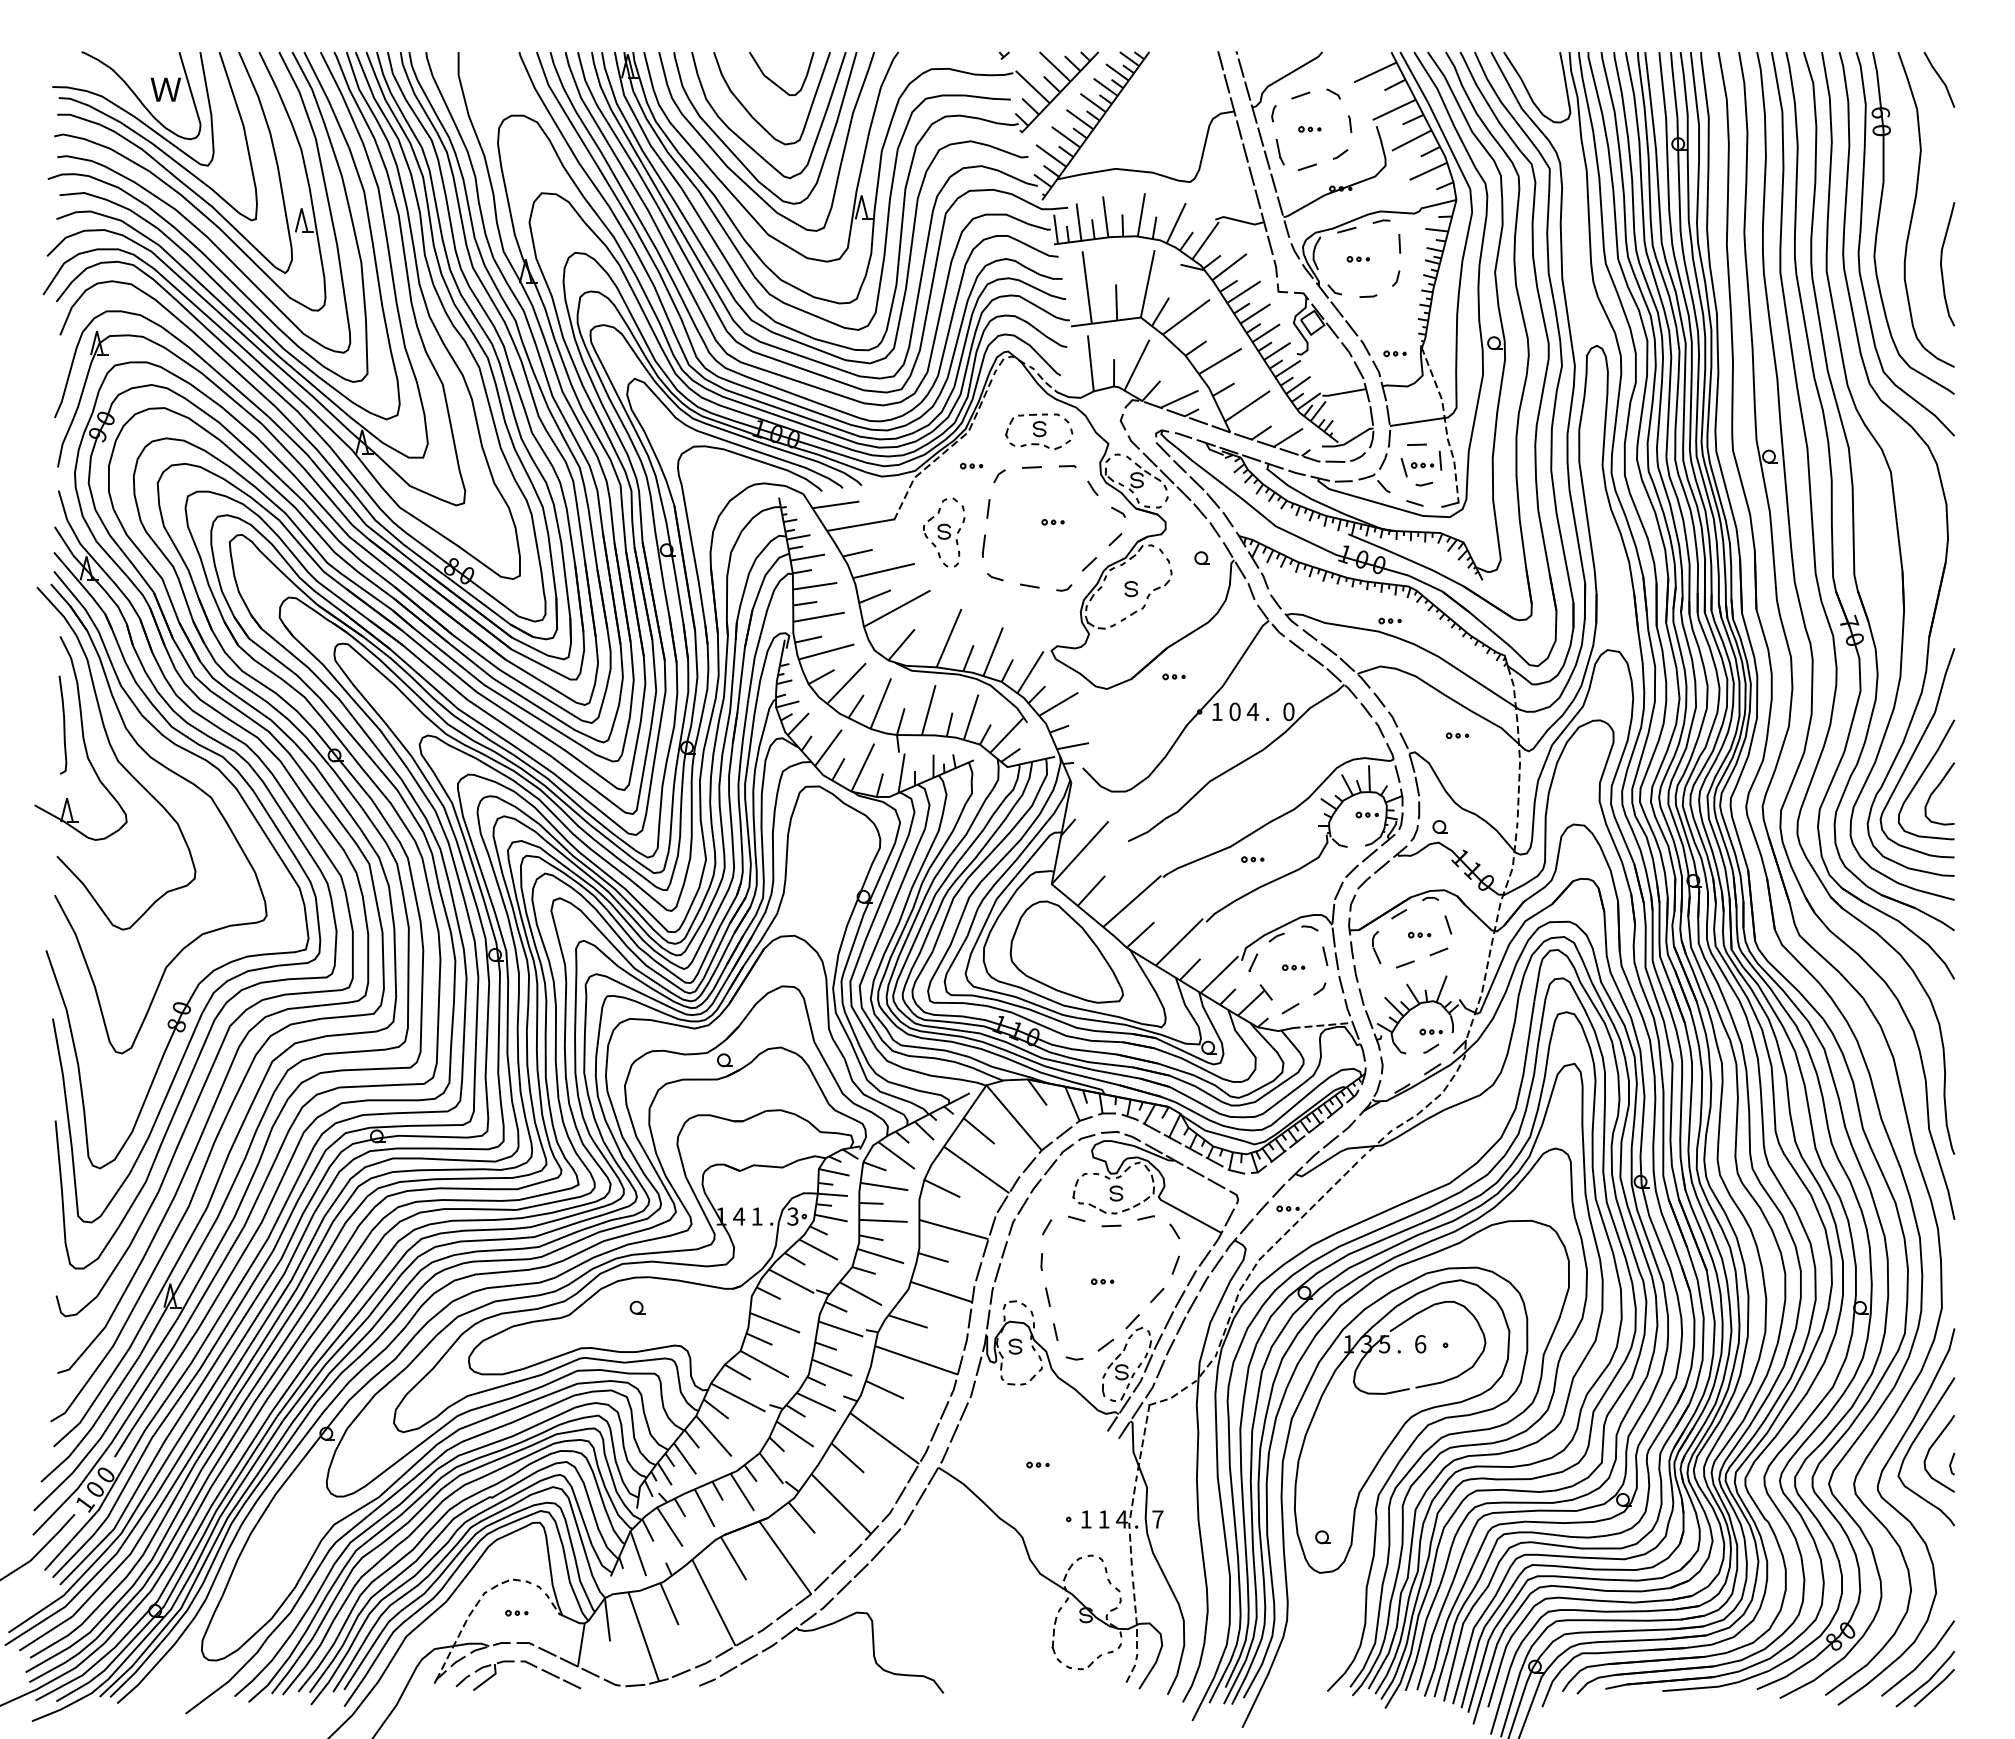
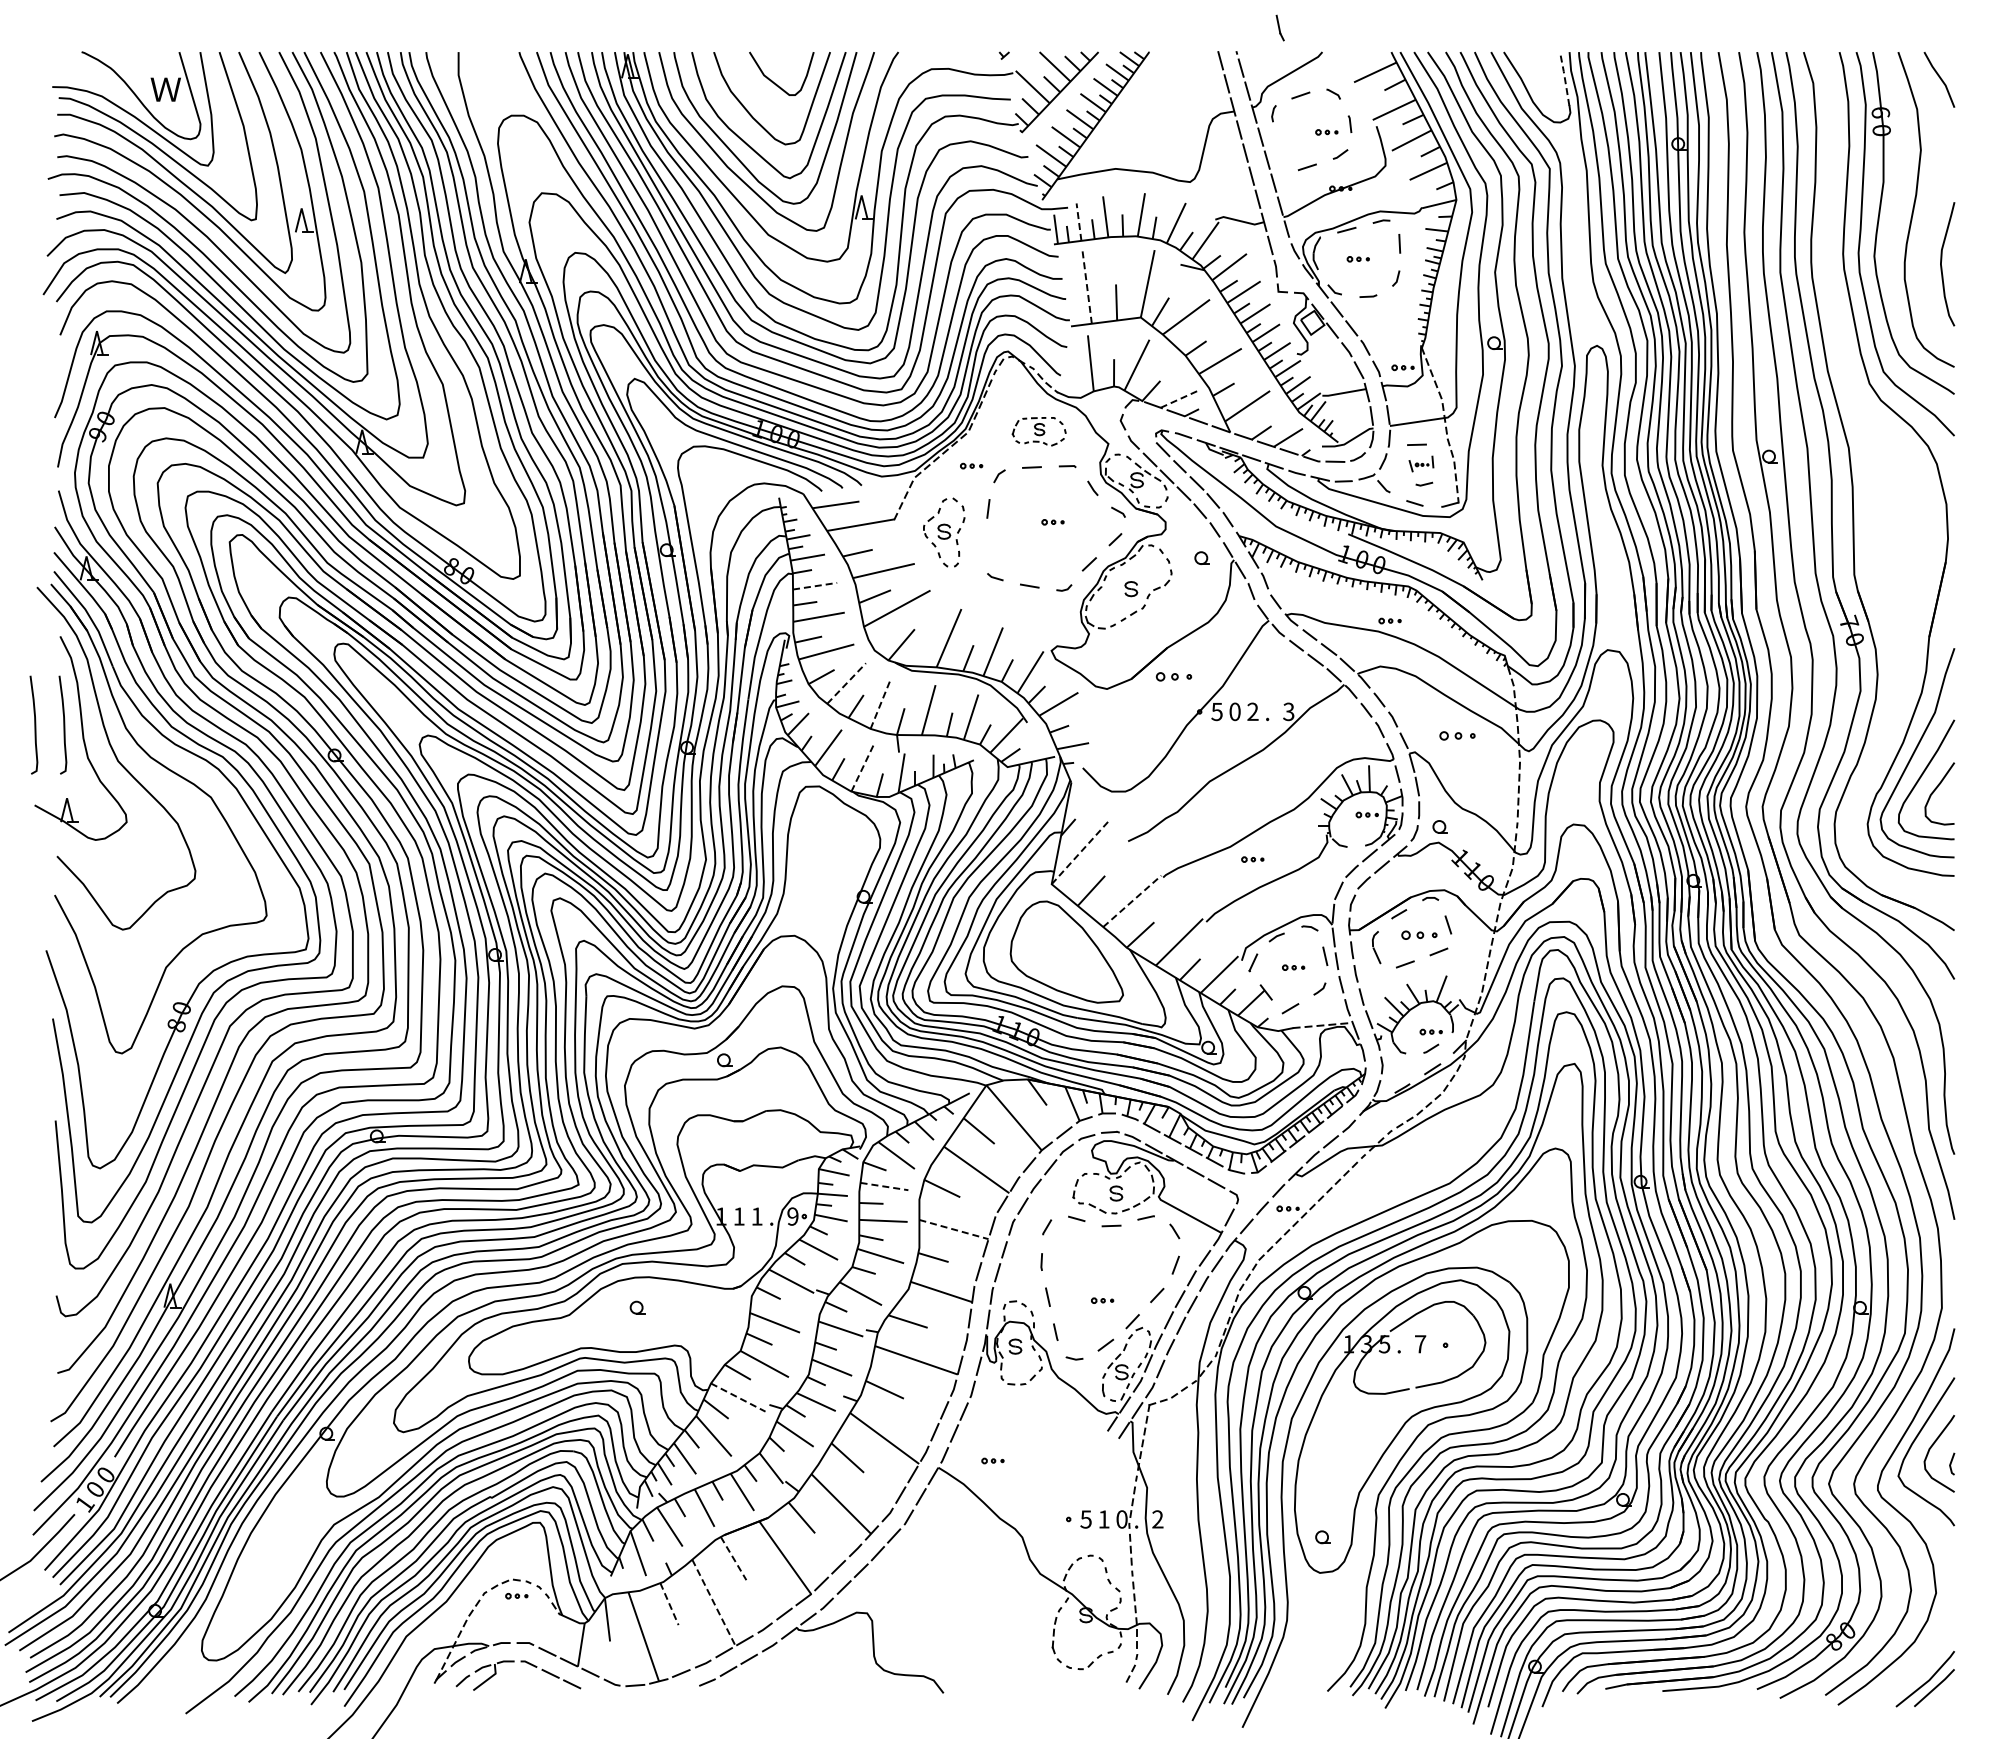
line: solid -> dashed (1564, 77)
part position: (1309, 129) -> (1326, 132) (1326, 132)
part position: (1279, 151) -> (1279, 27) (1279, 27)
line: solid -> dashed (1079, 222)
line: solid -> dashed (1087, 287)
part position: (1394, 353) -> (1402, 367) (1402, 367)
line: solid -> dashed (1179, 399)
part size: 69x37 px -> 56x30 px (1038, 431)
part size: 43x28 px -> 27x18 px (1421, 463)
part: present -> none (1887, 476)
line: present -> none (983, 545)
line: solid -> dashed (815, 586)
part size: 24x8 px -> 38x10 px (1173, 676)
line: solid -> dashed (846, 683)
line: solid -> dashed (881, 703)
text: 4 -> 2 (1252, 711)
text: 0 -> 3 (1288, 711)
text: 1 -> 5 (1216, 712)
curve: none -> present (34, 724)
part size: 25x7 px -> 37x10 px (1457, 735)
line: solid -> dashed (862, 767)
line: solid -> dashed (1080, 852)
line: solid -> dashed (1132, 901)
part size: 24x8 px -> 37x10 px (1419, 934)
line: solid -> dashed (884, 1186)
text: 4 -> 1 (739, 1216)
text: 3 -> 9 (792, 1216)
line: solid -> dashed (954, 1229)
part position: (1102, 1281) -> (1102, 1300) (1102, 1300)
text: 6 -> 7 (1420, 1344)
line: solid -> dashed (738, 1397)
part position: (1037, 1464) -> (992, 1460) (992, 1460)
text: 1 -> 5 (1085, 1519)
text: 4 -> 0 (1121, 1519)
text: 7 -> 2 (1157, 1519)
line: solid -> dashed (733, 1558)
line: solid -> dashed (714, 1603)
line: solid -> dashed (669, 1604)
part position: (516, 1613) -> (516, 1596) (516, 1596)
line: present -> none (1921, 1660)
